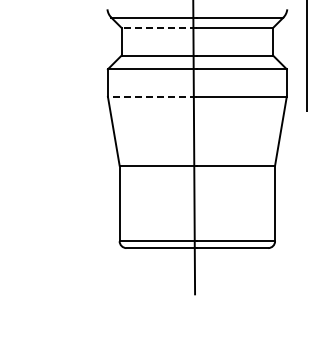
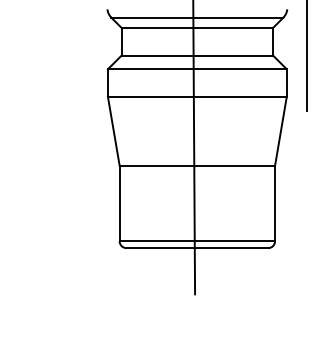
line: dashed -> solid (159, 28)
line: dashed -> solid (152, 96)
